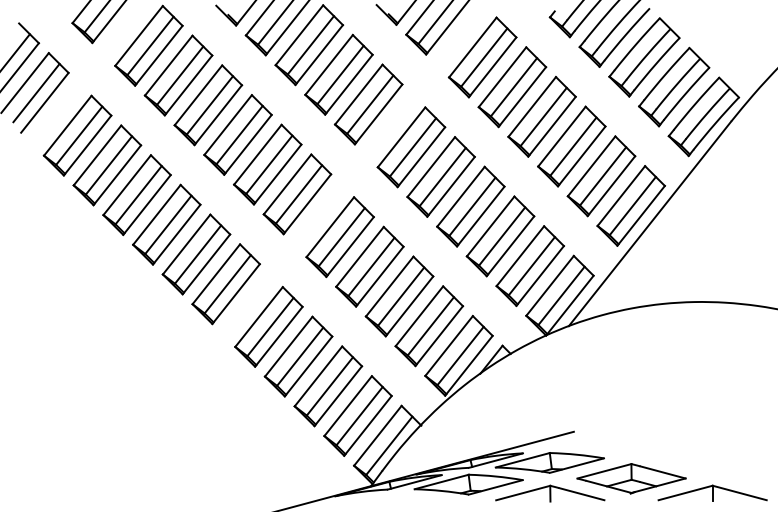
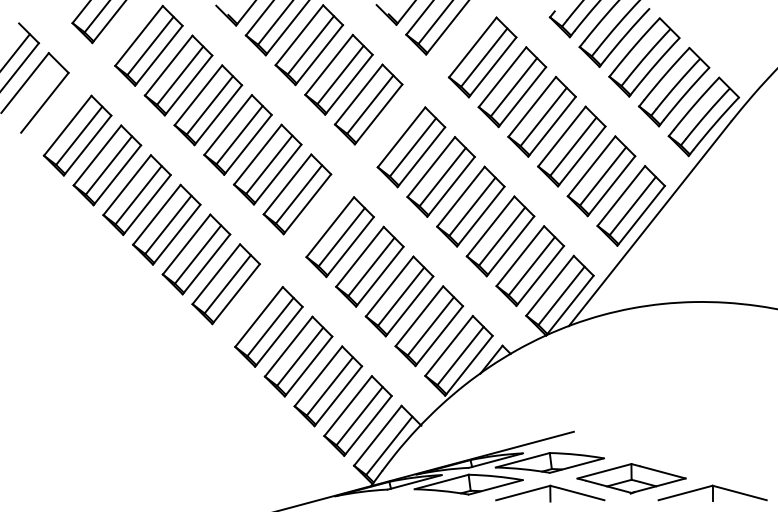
line: present -> none (36, 92)
